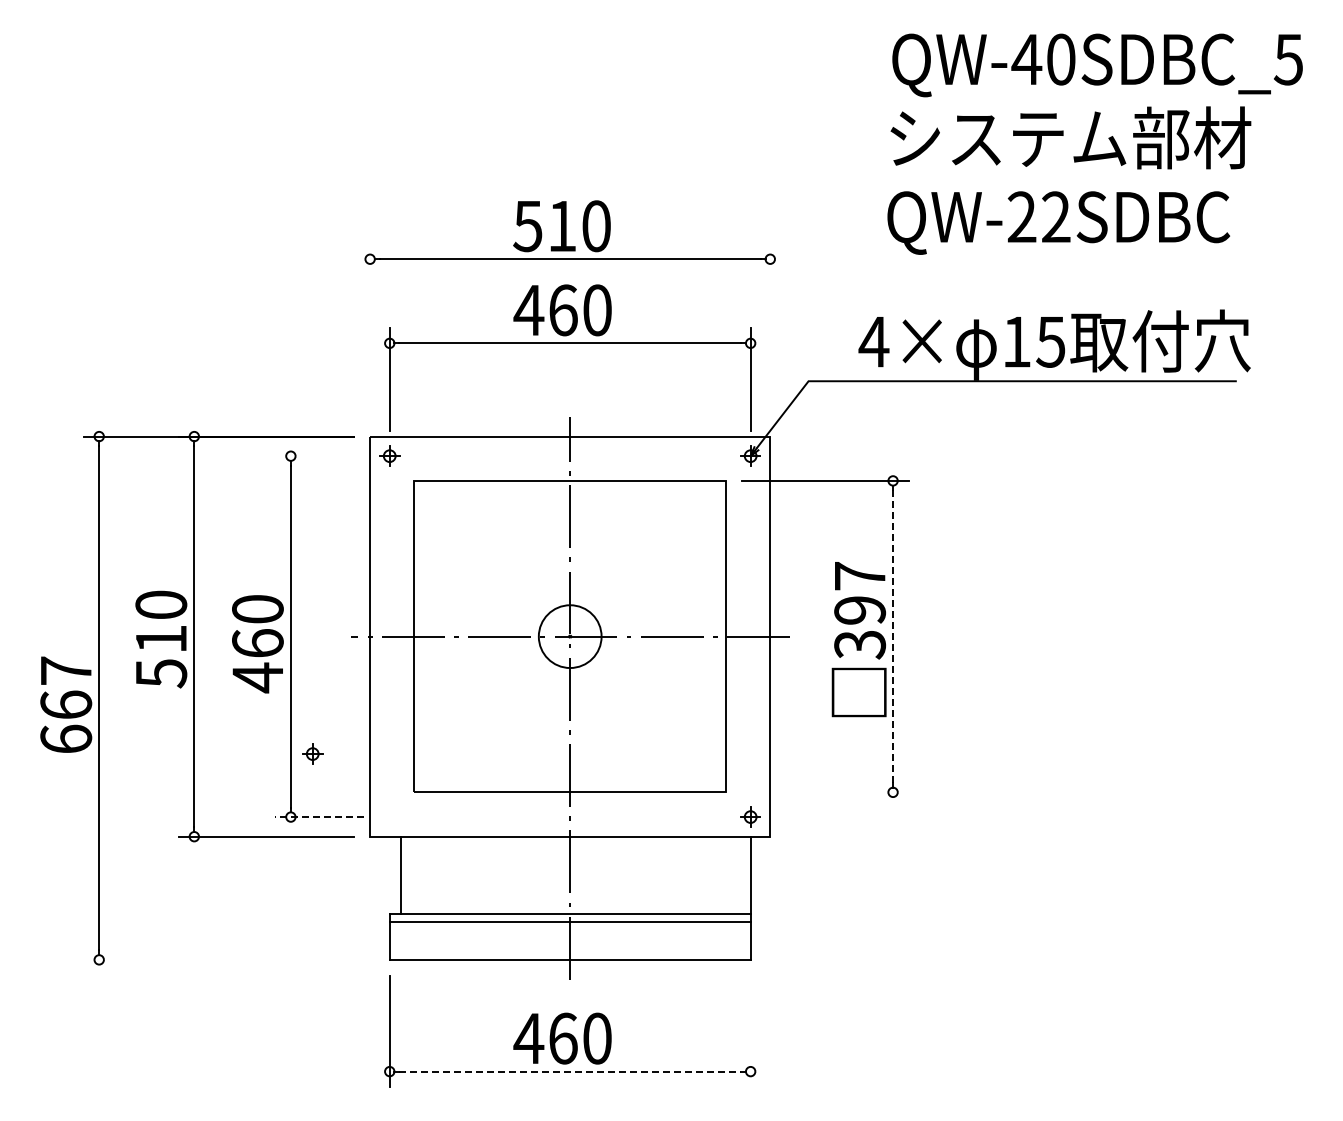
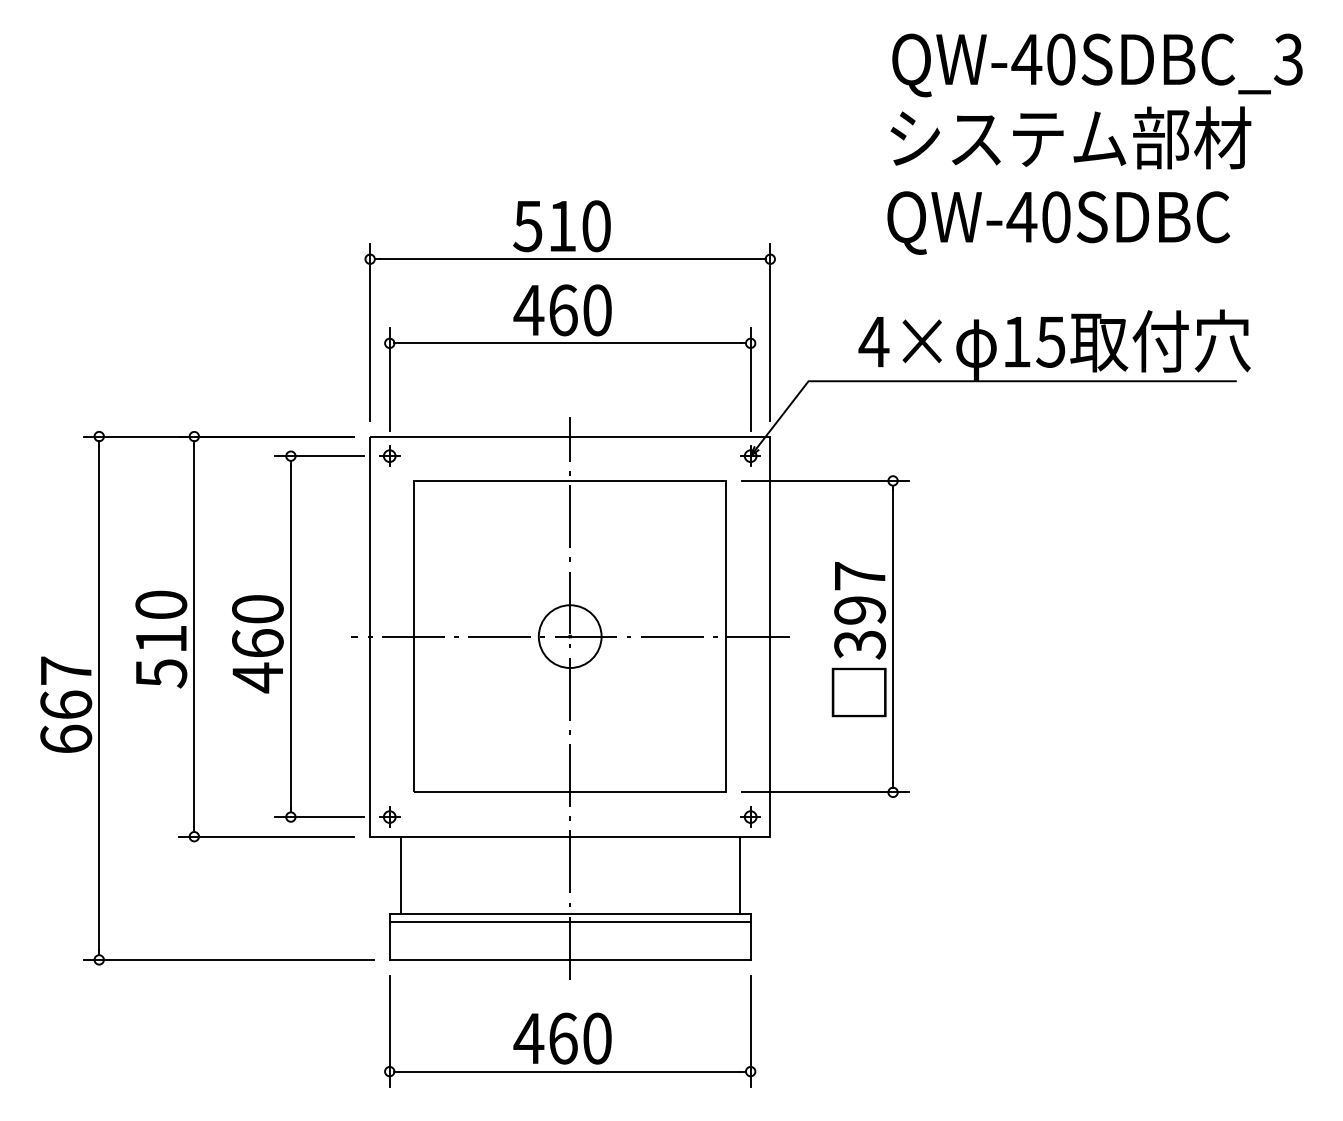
text: QW-40SDBC_5 -> QW-40SDBC_3 (1288, 59)
text: QW-22SDBC -> QW-40SDBC (1038, 217)
line: none -> present (370, 331)
line: none -> present (770, 331)
line: none -> present (319, 456)
line: dashed -> solid (893, 637)
part position: (312, 753) -> (389, 816) (389, 816)
line: none -> present (824, 792)
line: dashed -> solid (319, 817)
line position: (750, 875) -> (739, 875) (739, 875)
line: none -> present (228, 959)
line: none -> present (750, 1031)
line: dashed -> solid (570, 1071)
